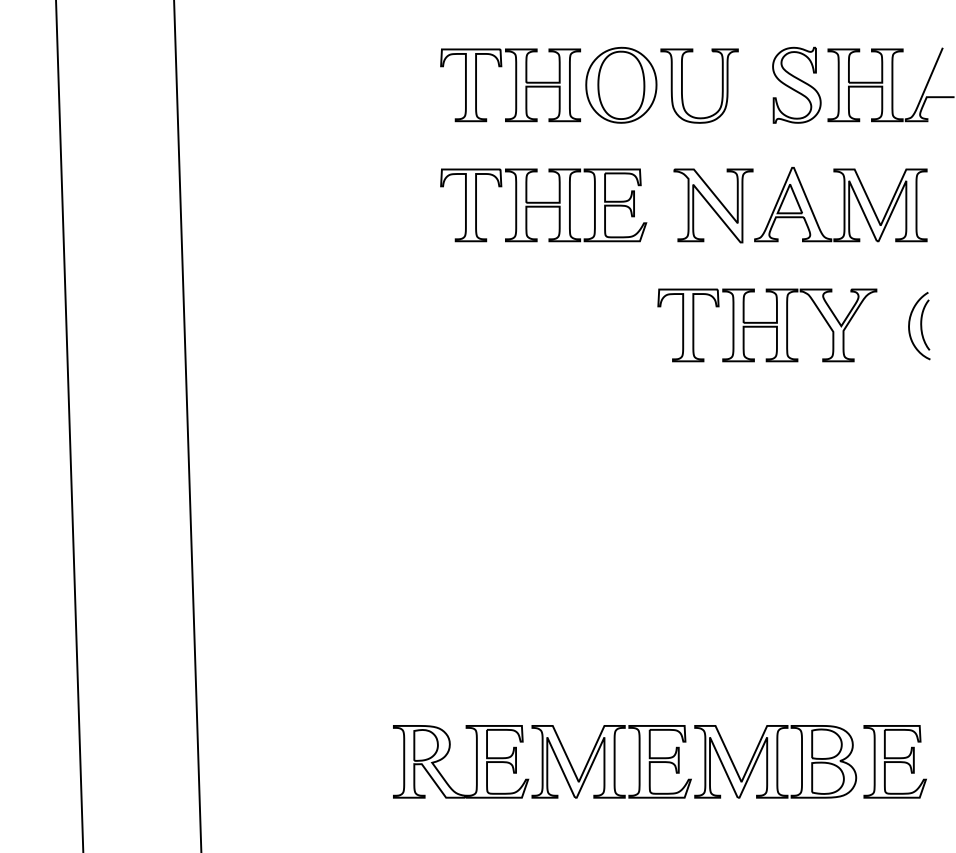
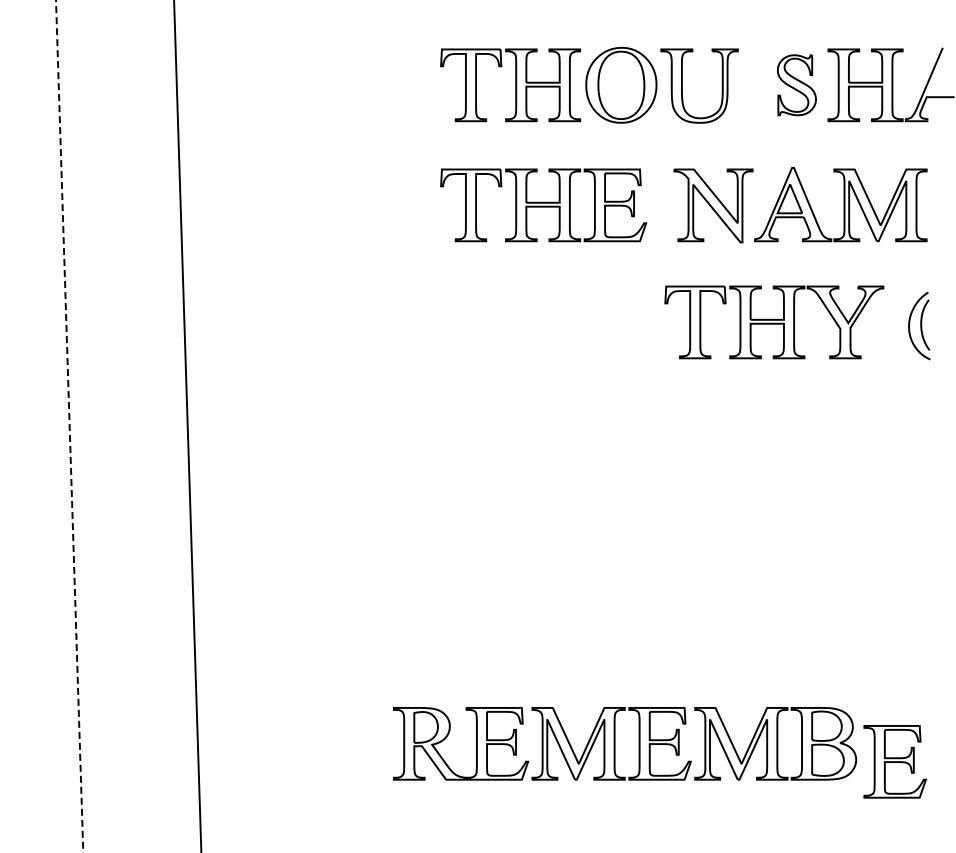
part size: 50x78 px -> 40x63 px (796, 85)
part position: (767, 325) -> (774, 322) (774, 322)
line: solid -> dashed (69, 426)
part position: (615, 761) -> (615, 743) (615, 743)
